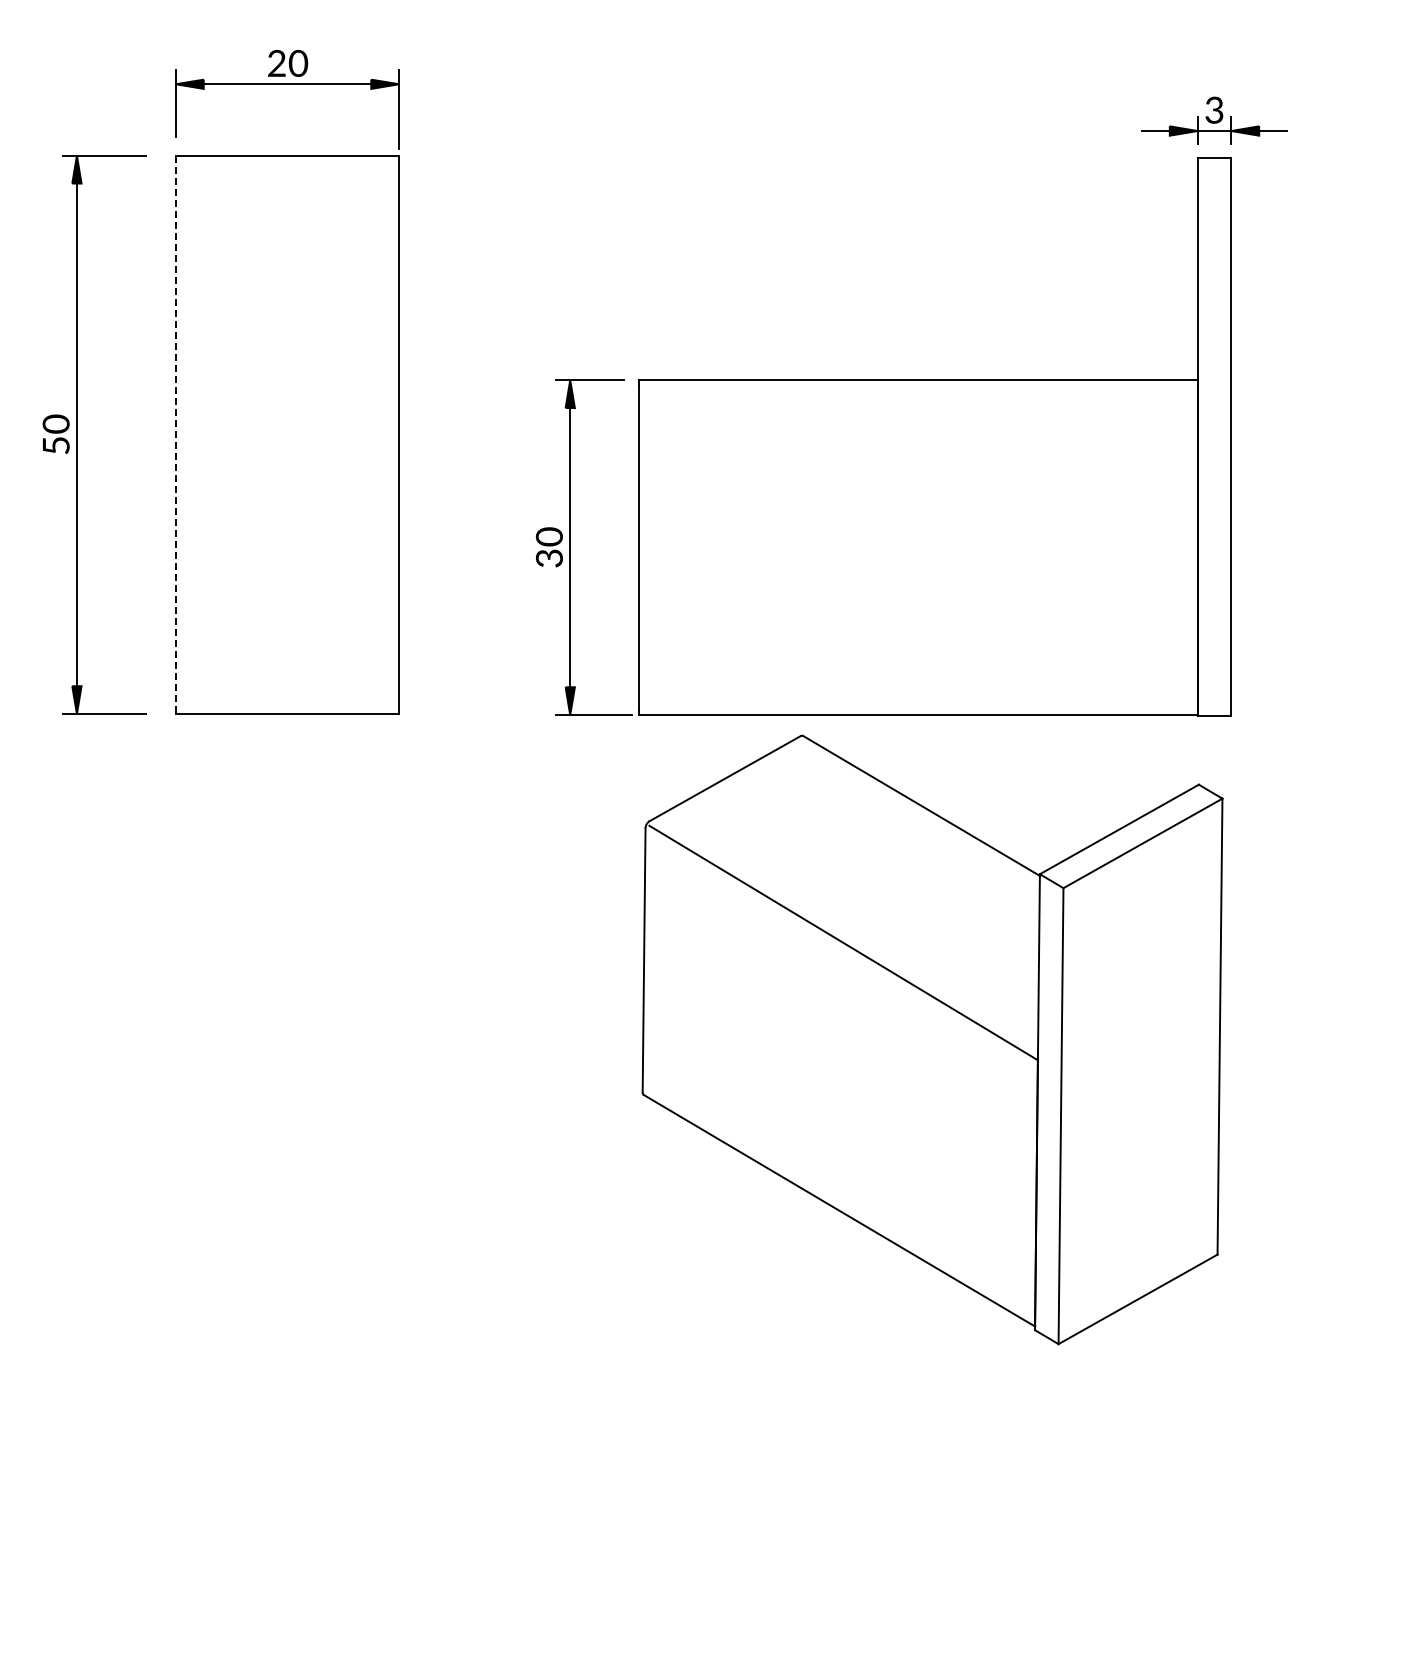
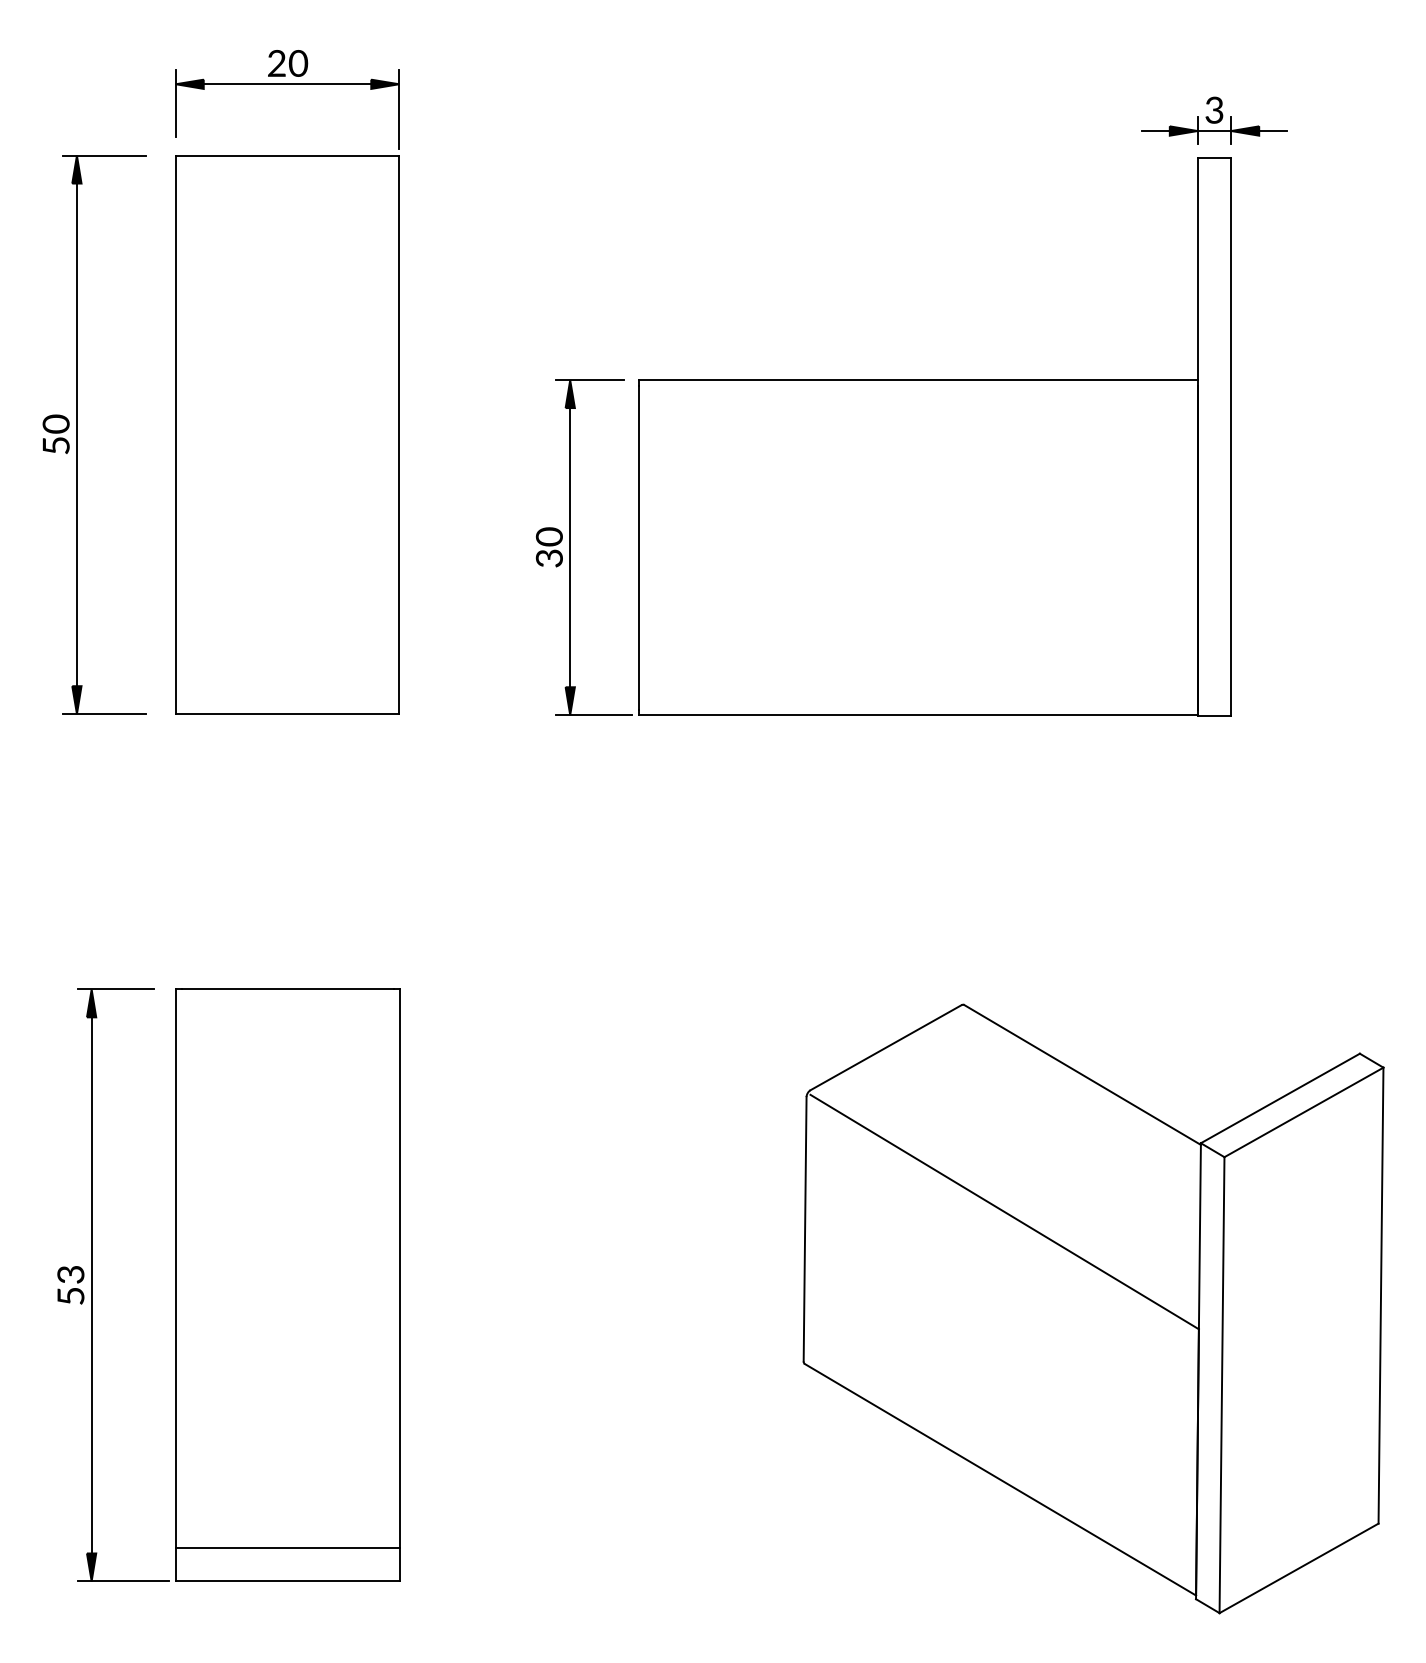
line: dashed -> solid (175, 435)
part position: (932, 1039) -> (1093, 1308) (1093, 1308)
part: none -> present (228, 1284)
